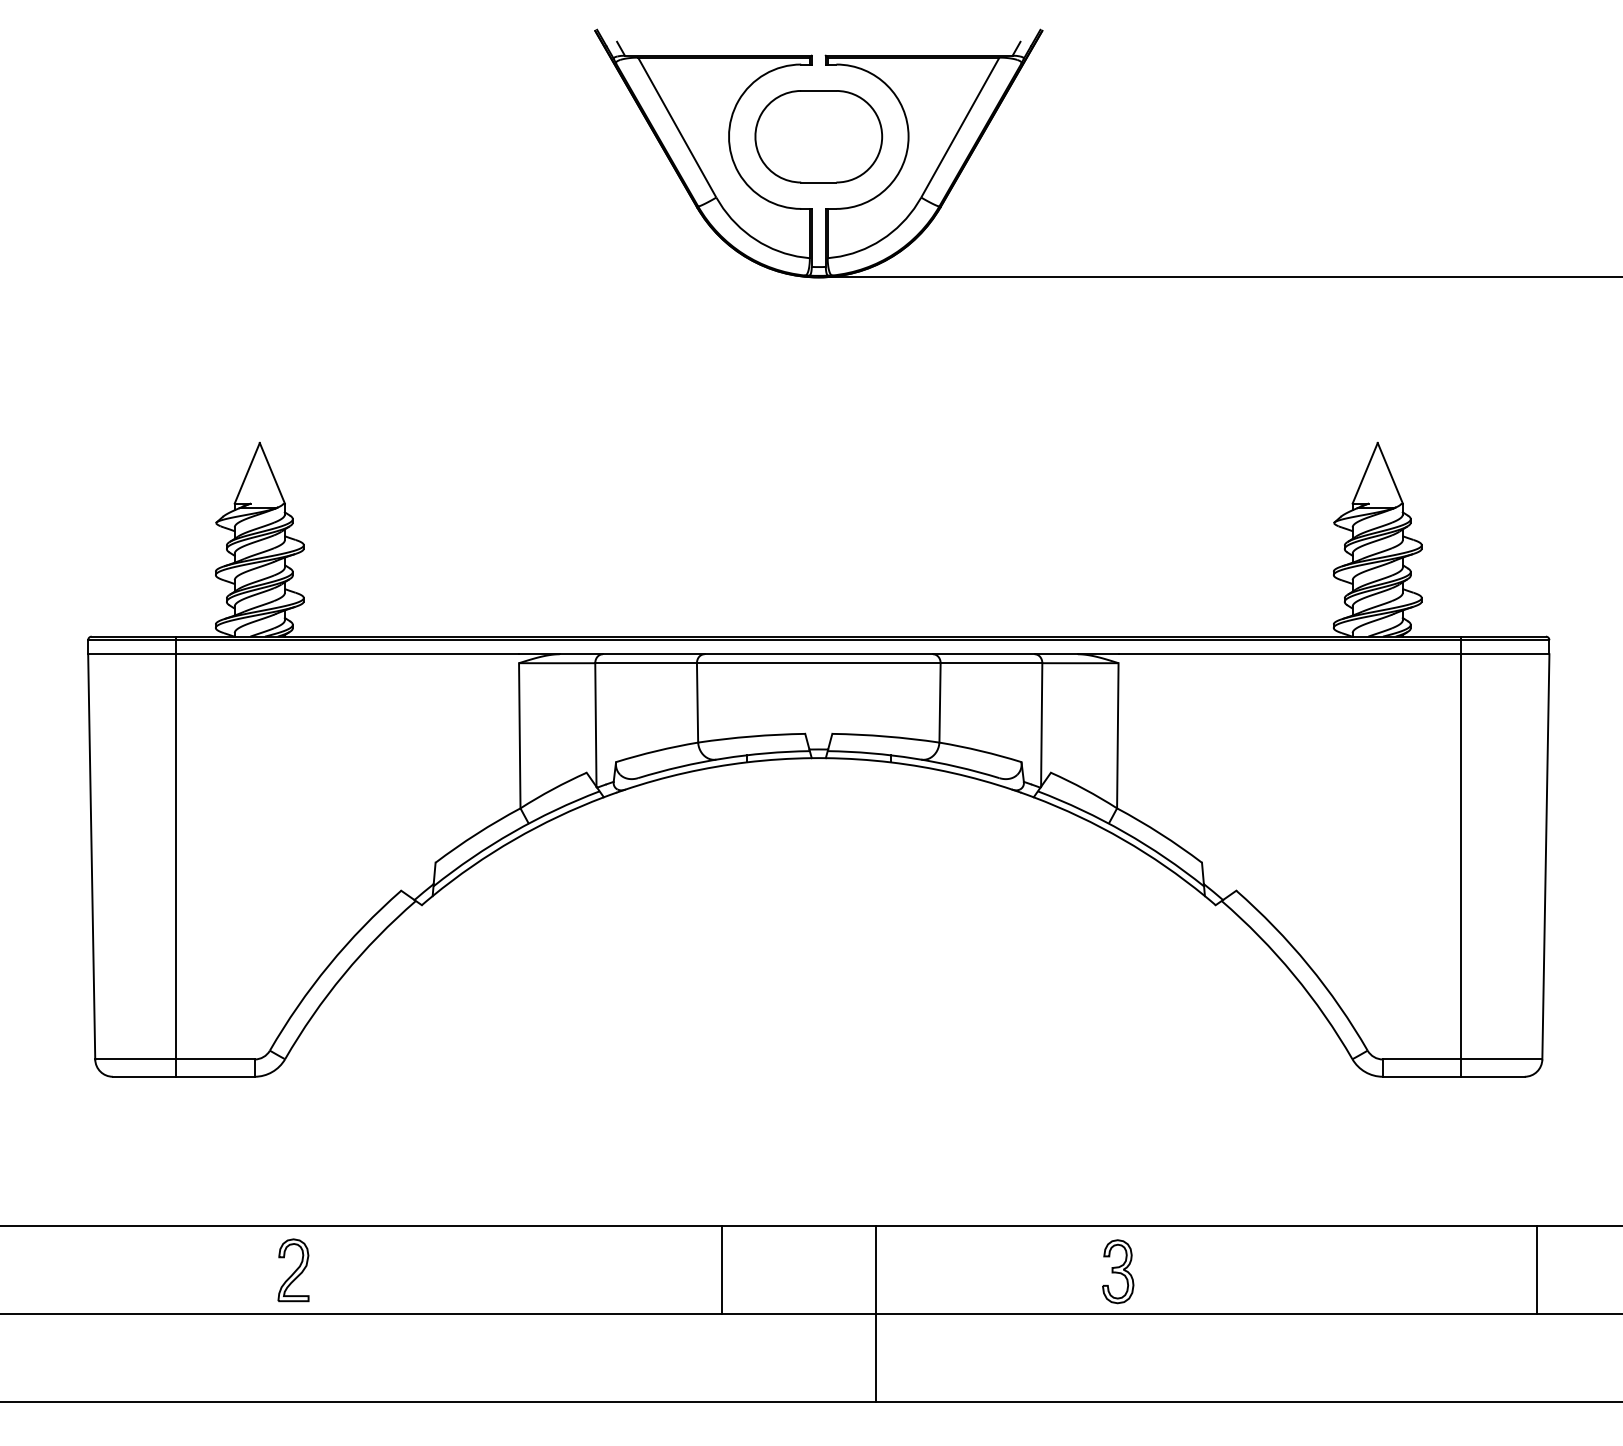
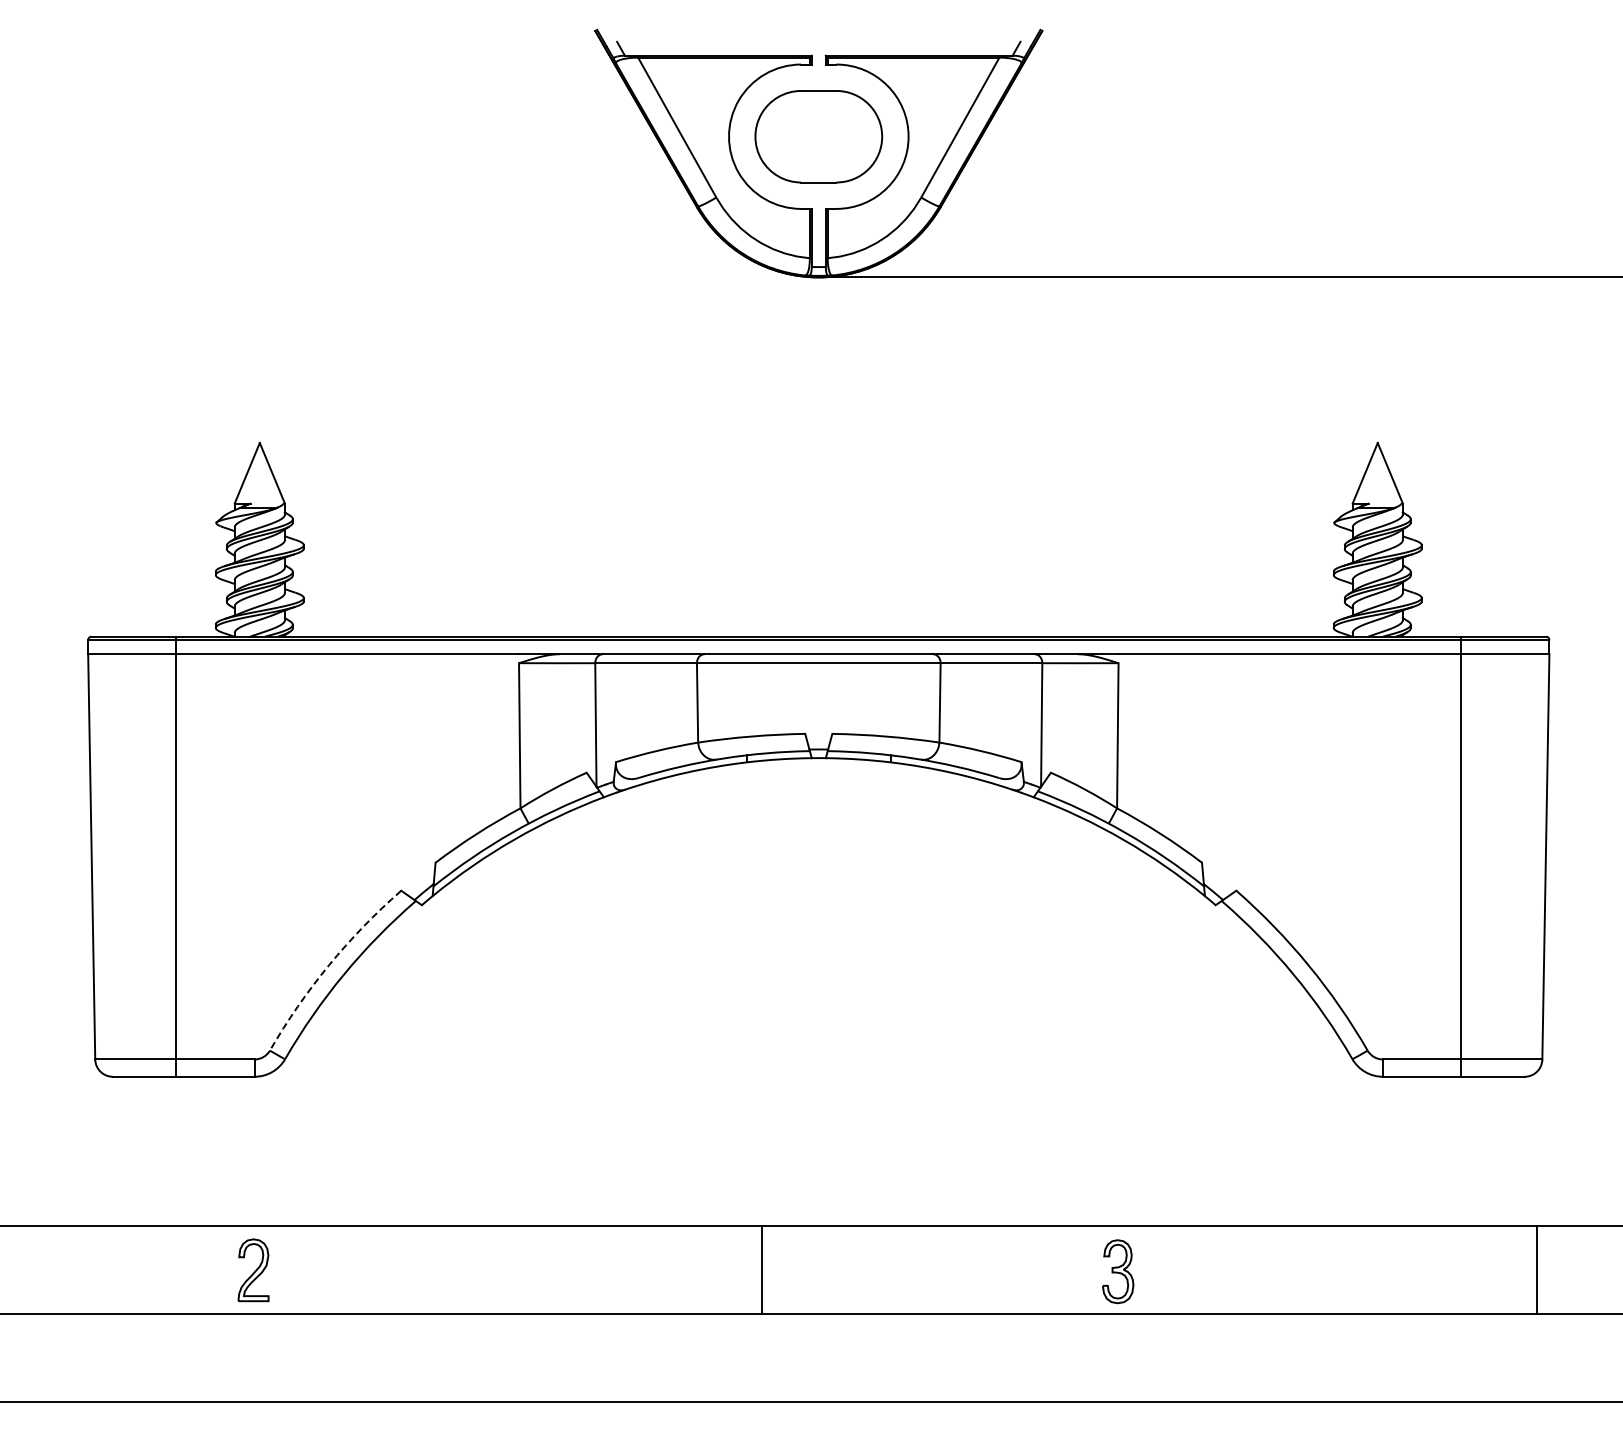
arc: solid -> dashed (329, 965)
part position: (293, 1270) -> (253, 1270) (253, 1270)
line position: (722, 1270) -> (762, 1270) (762, 1270)
line: present -> none (876, 1314)
